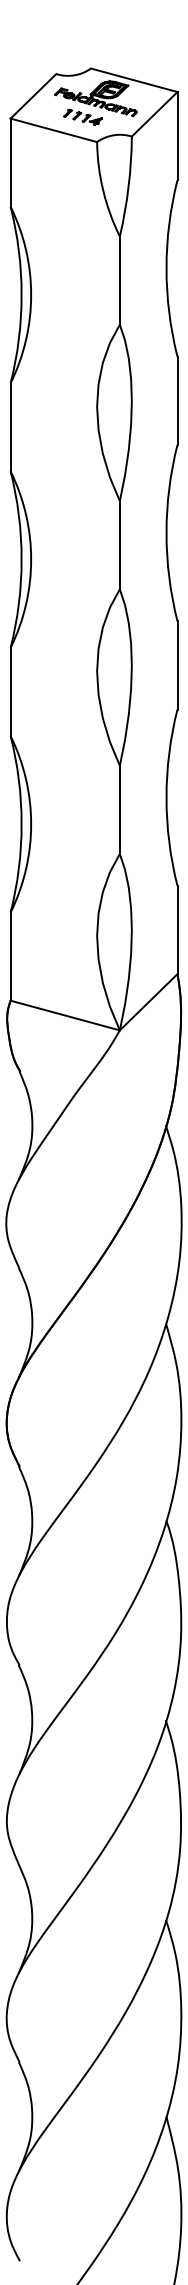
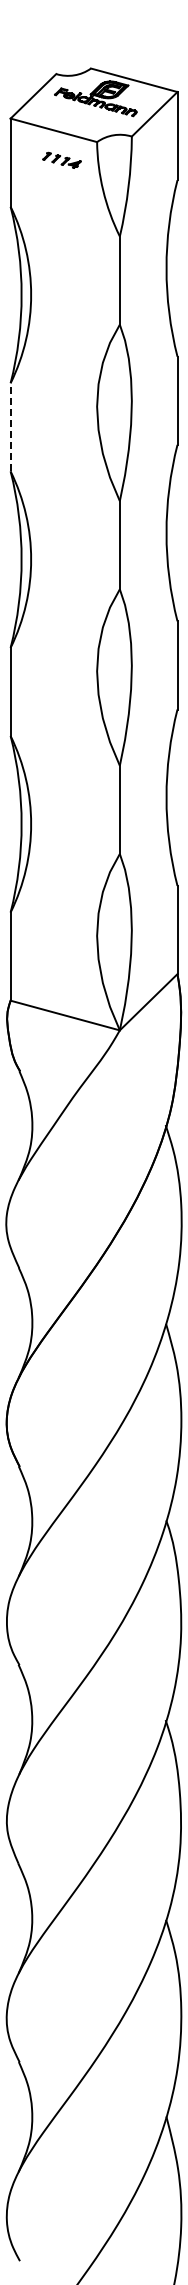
part position: (82, 116) -> (61, 159) (61, 159)
line: solid -> dashed (10, 426)
